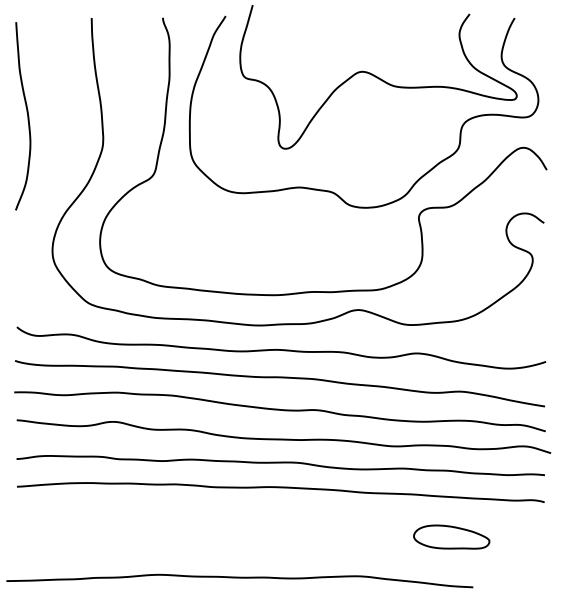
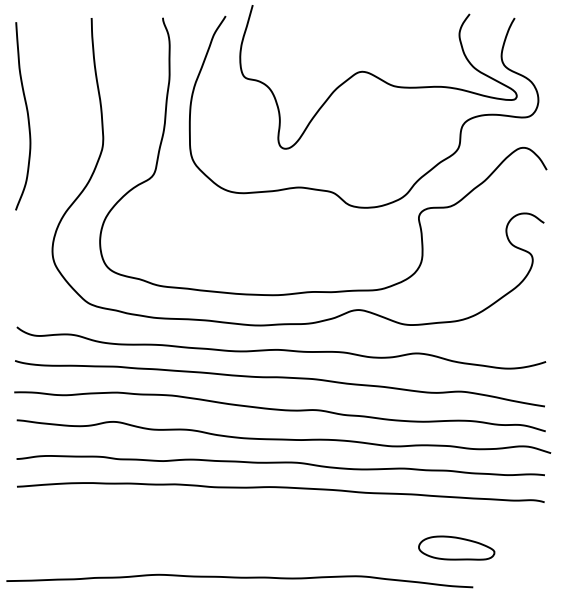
part position: (451, 536) -> (456, 547) (456, 547)
